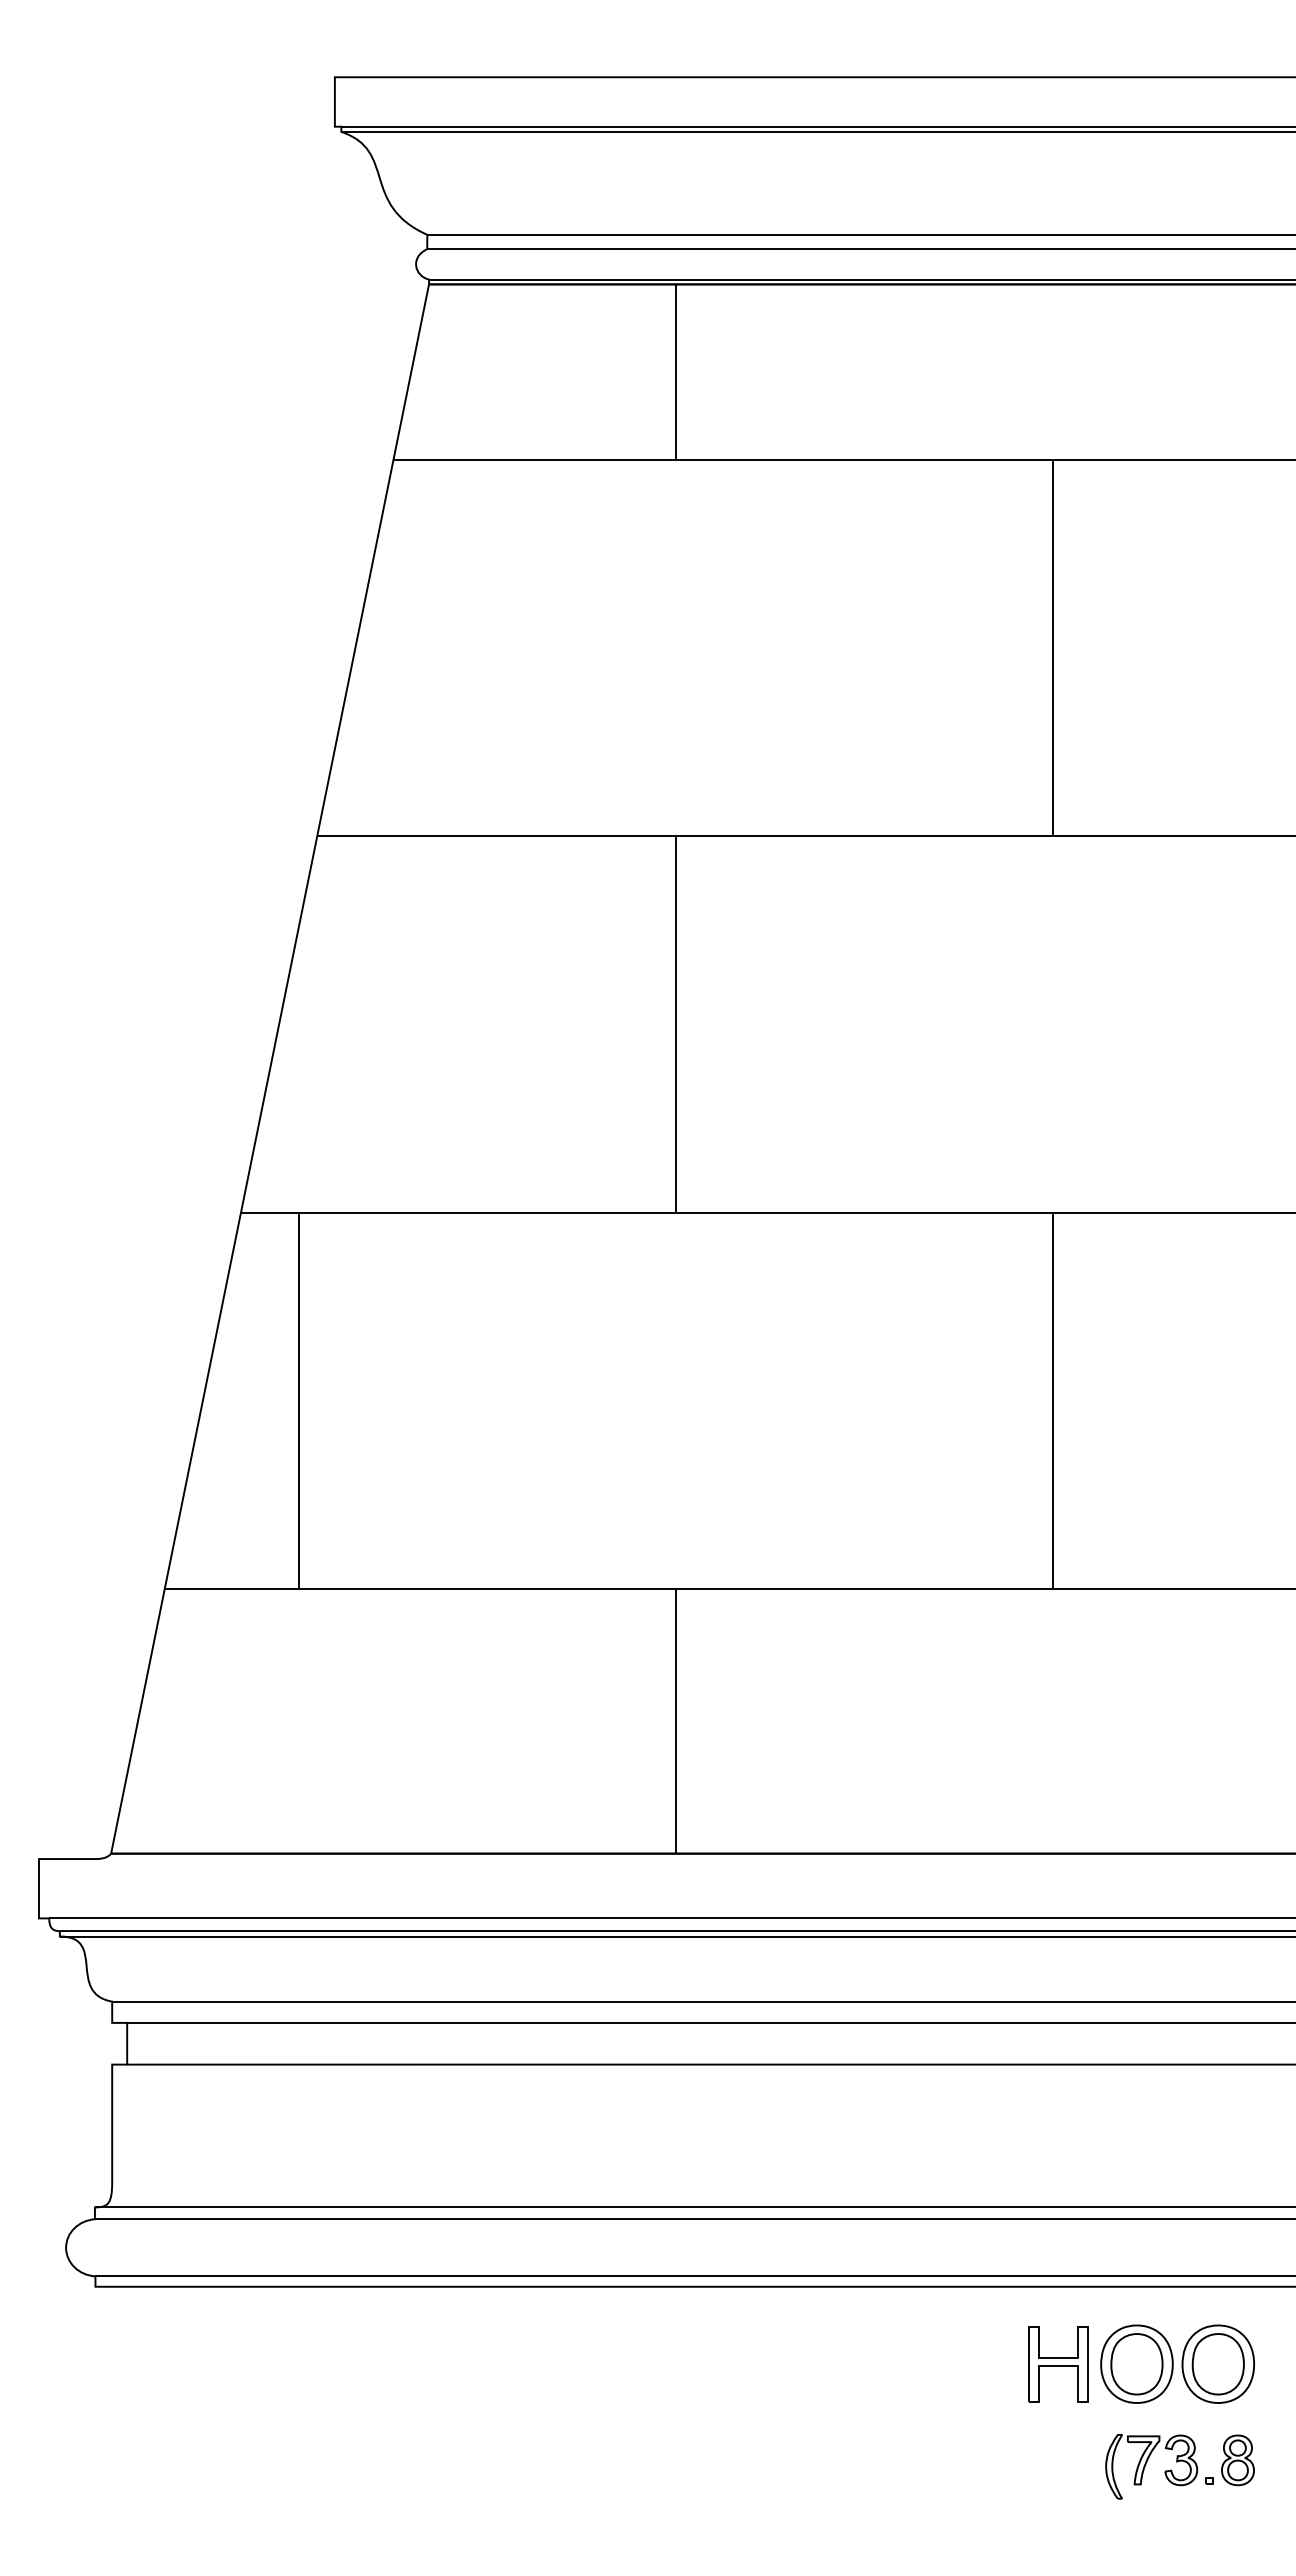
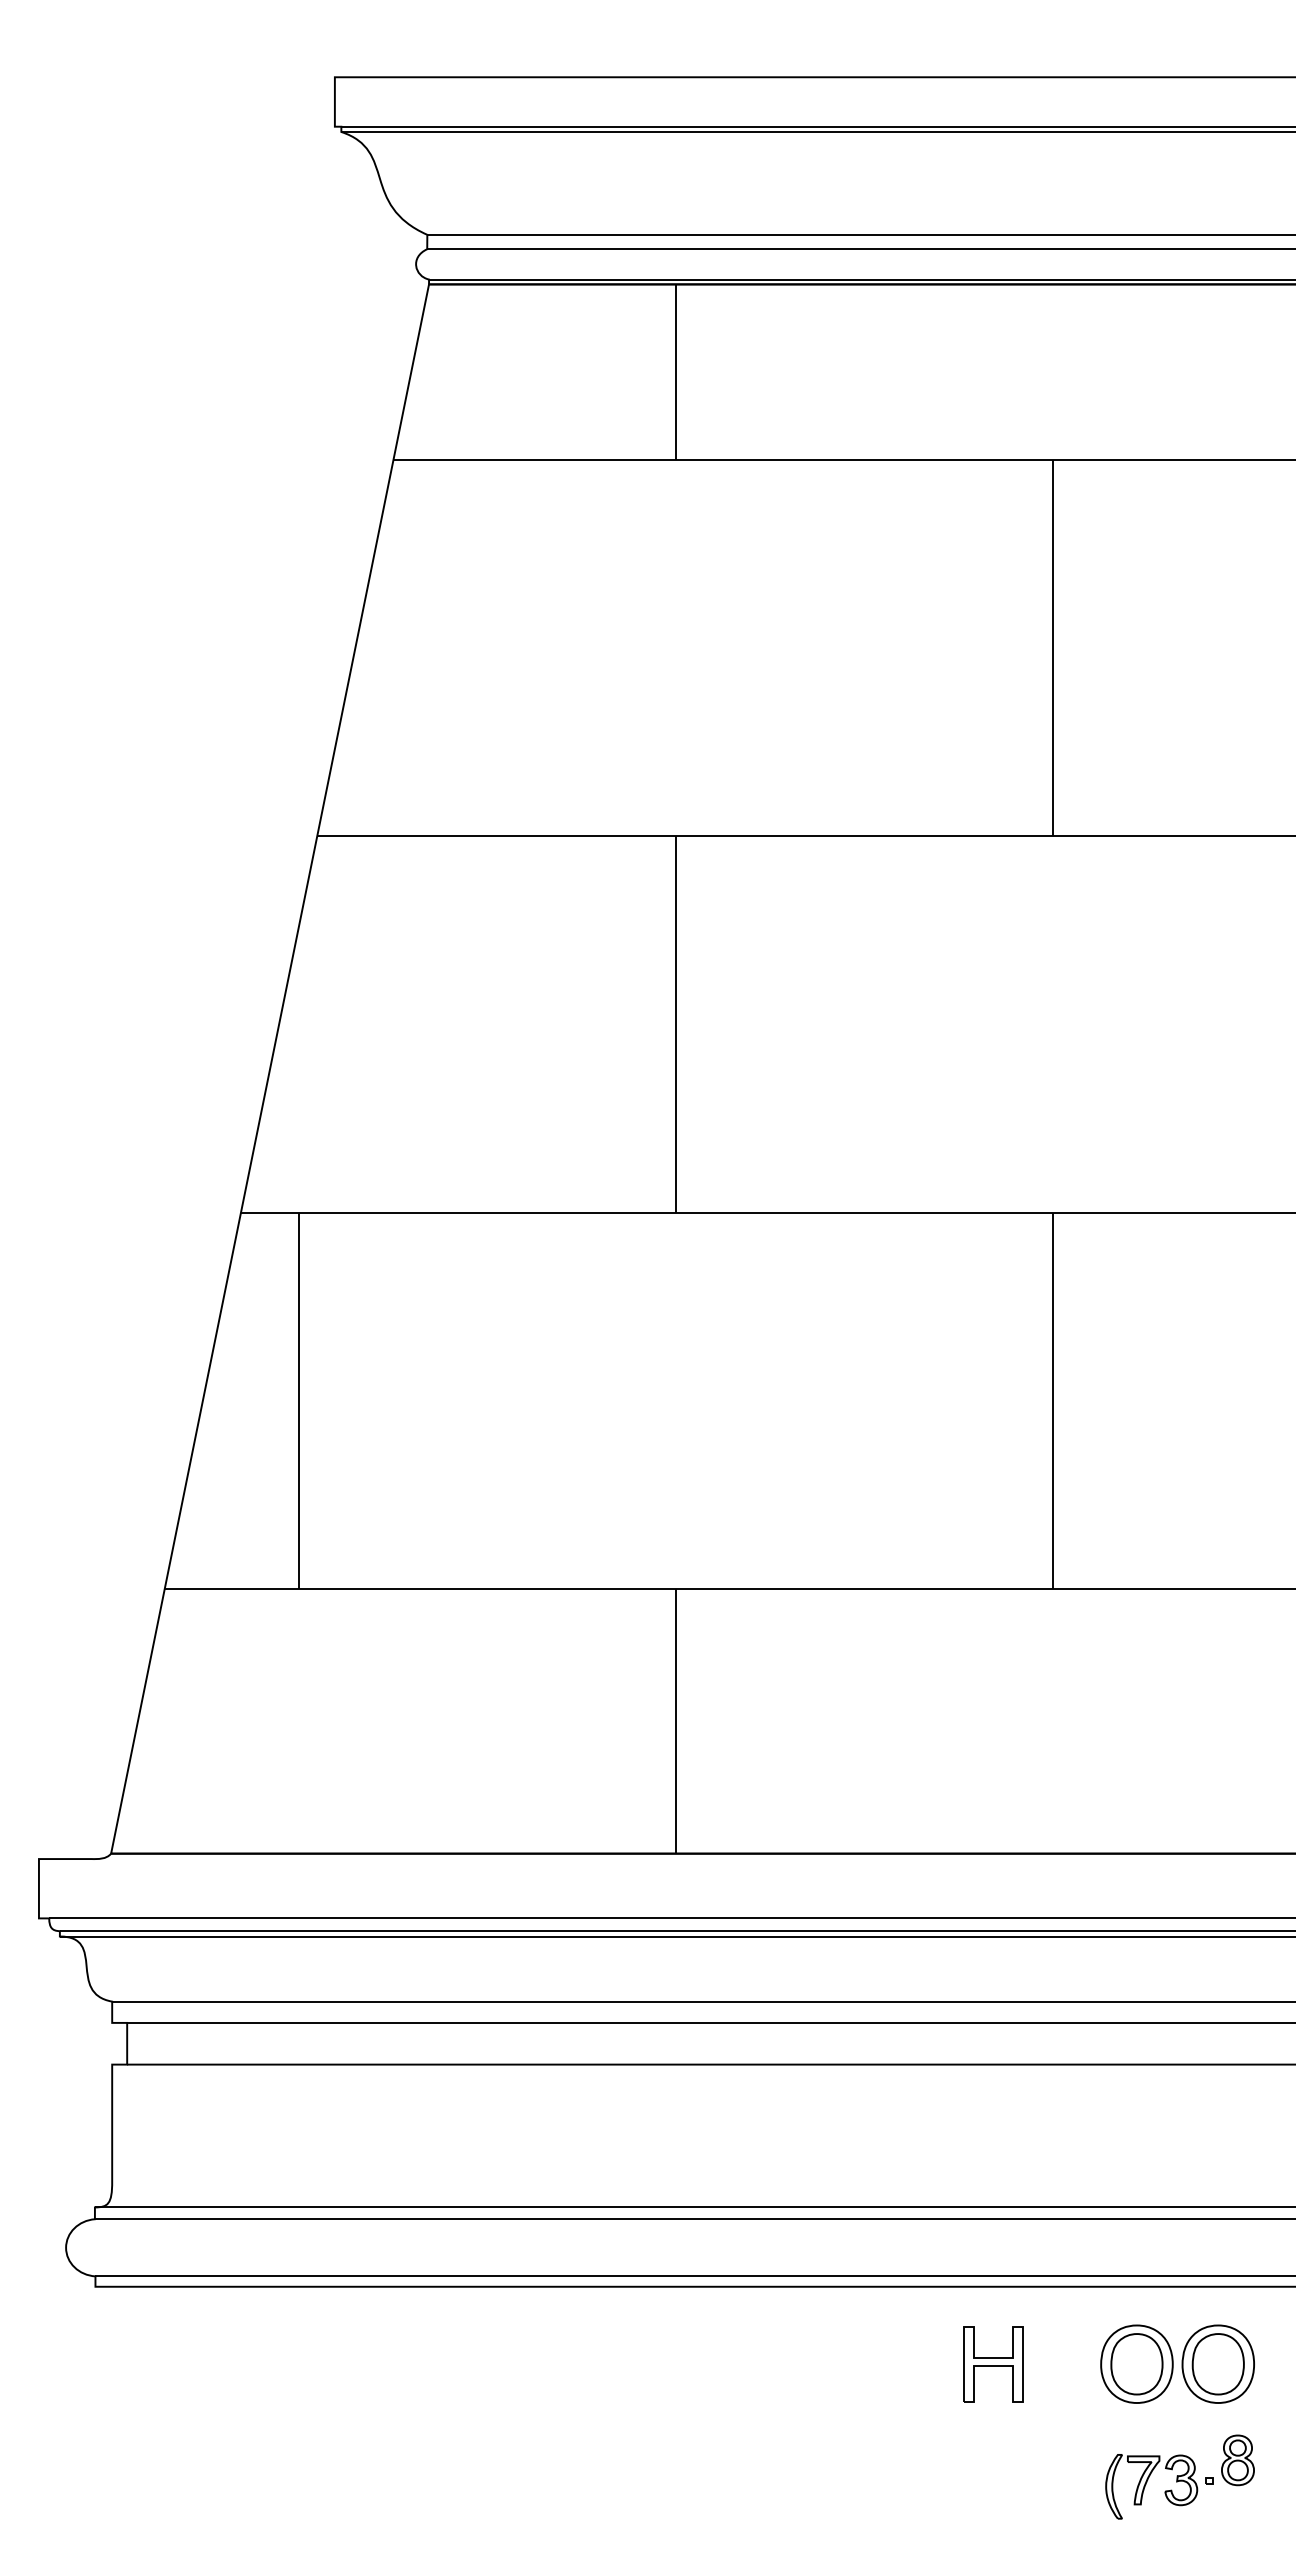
part position: (1058, 2364) -> (993, 2364) (993, 2364)
part position: (1151, 2466) -> (1151, 2486) (1151, 2486)
